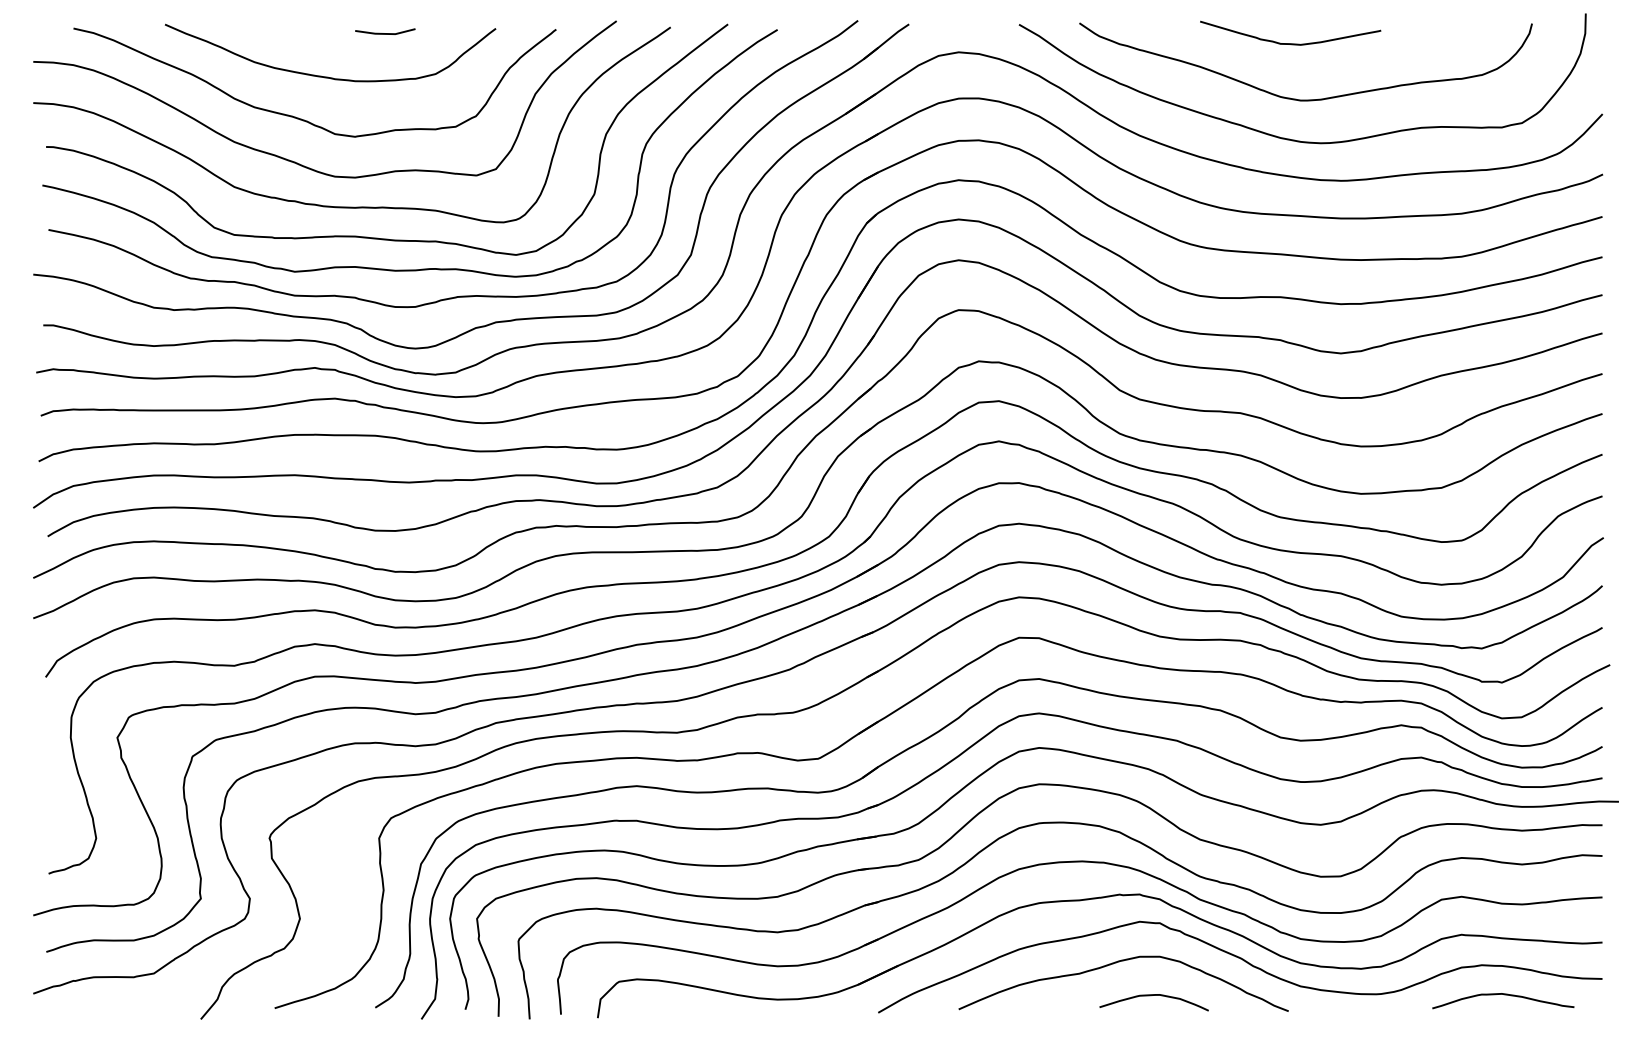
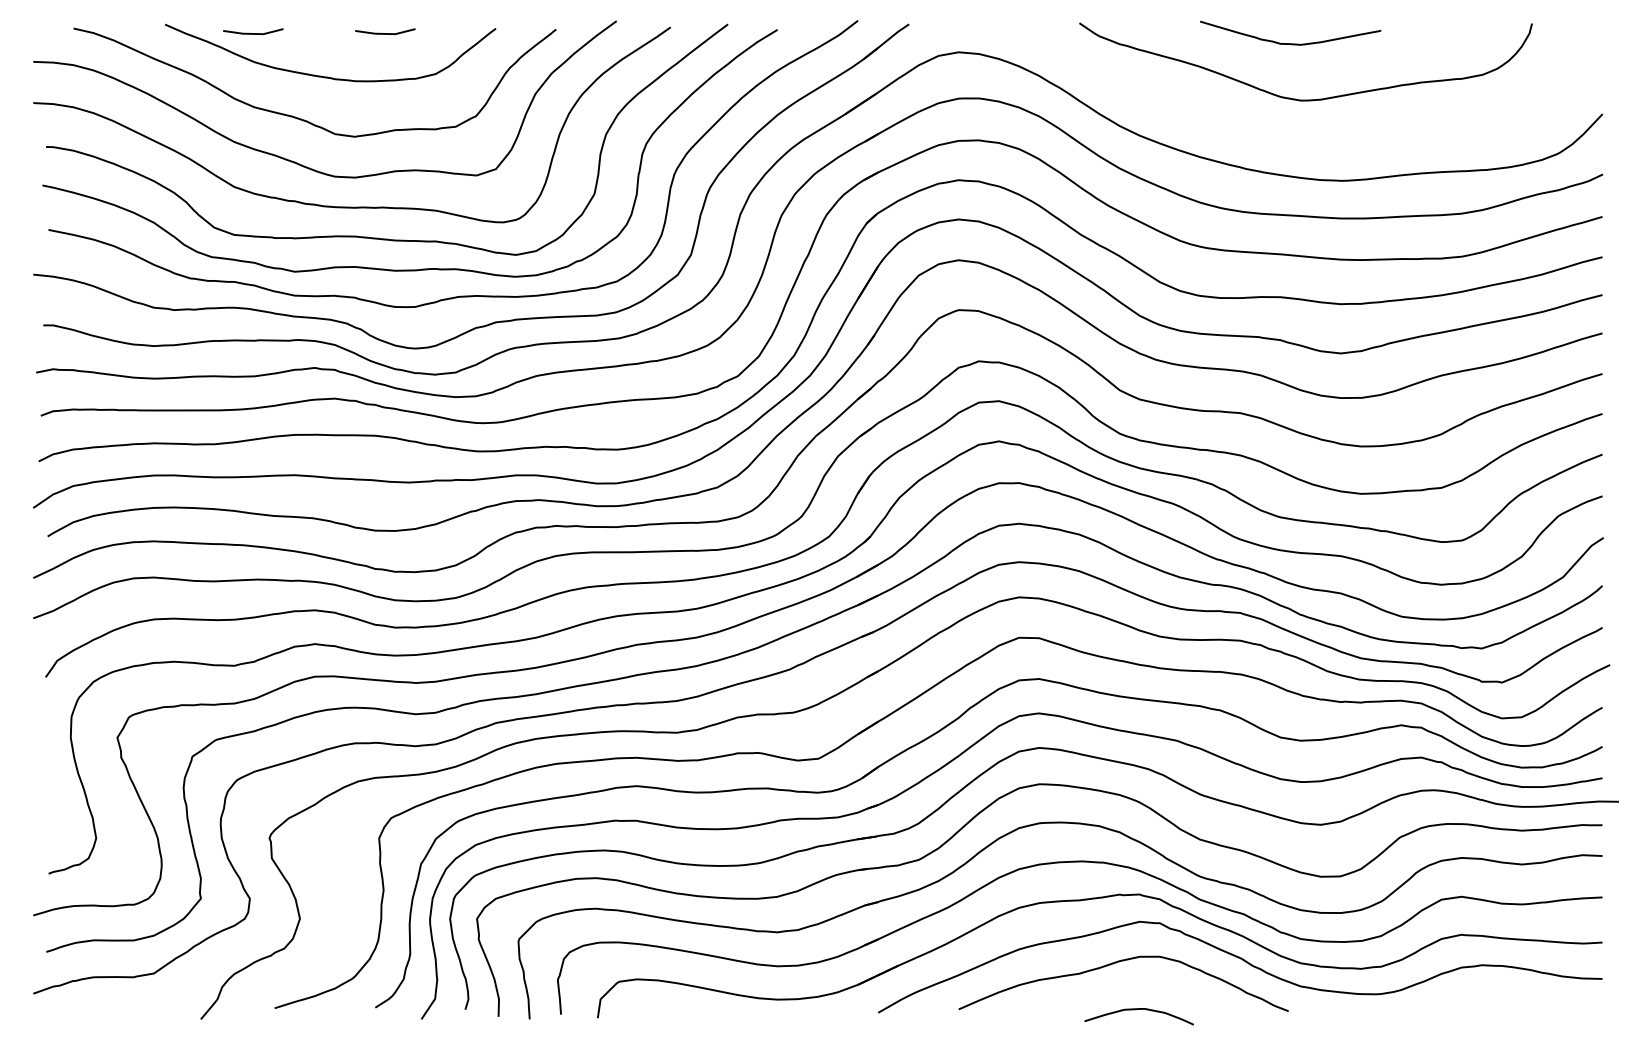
line: none -> present (253, 33)
curve: present -> none (1289, 138)
curve: present -> none (1504, 995)
curve position: (1151, 996) -> (1136, 1010) (1136, 1010)
